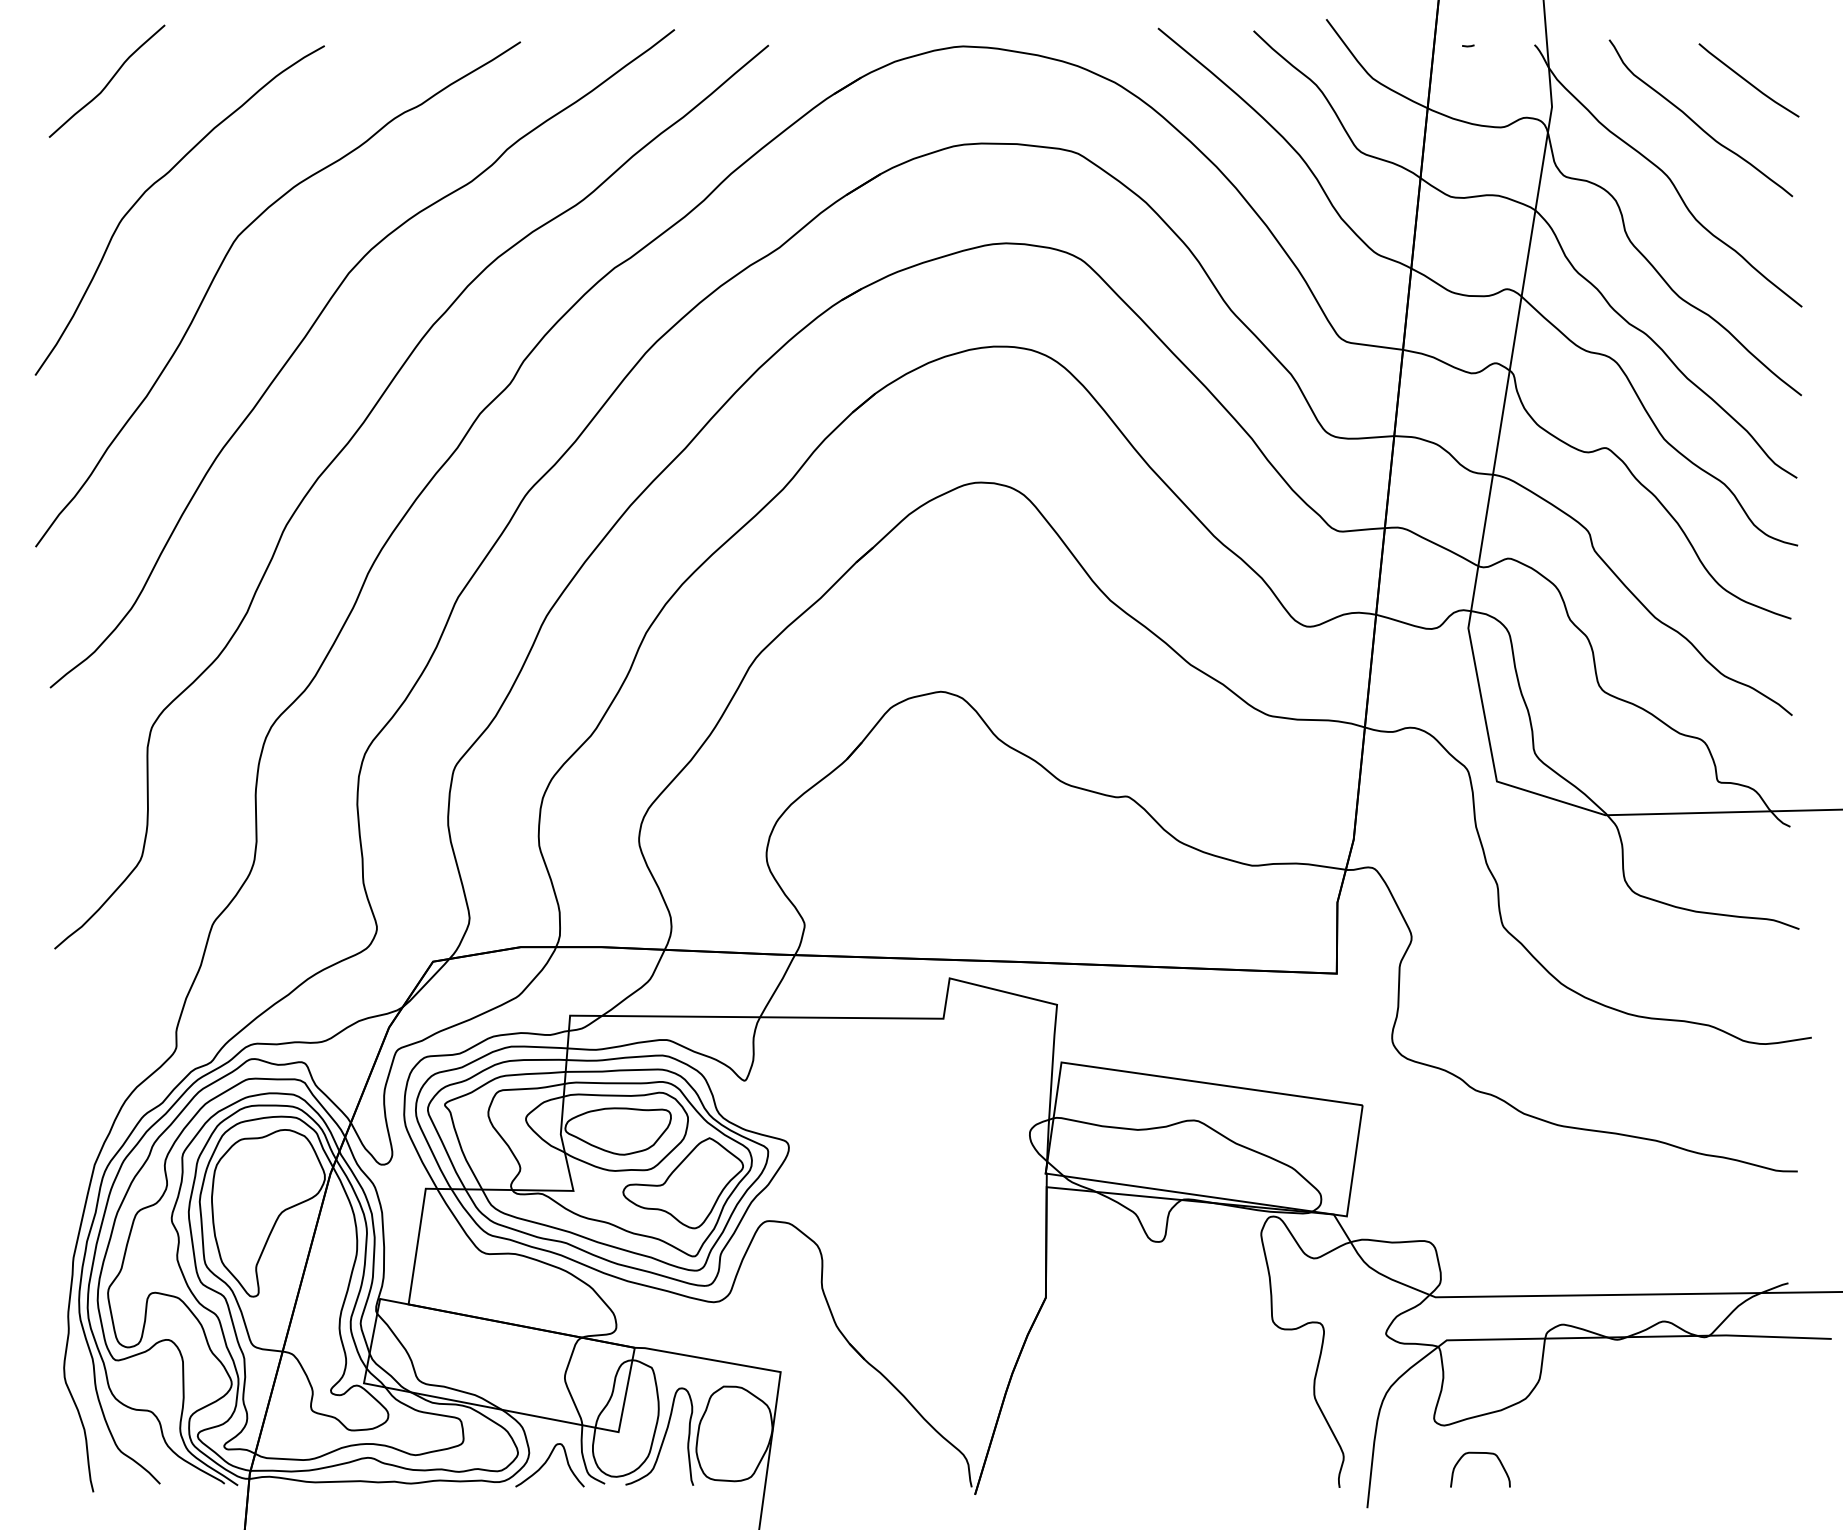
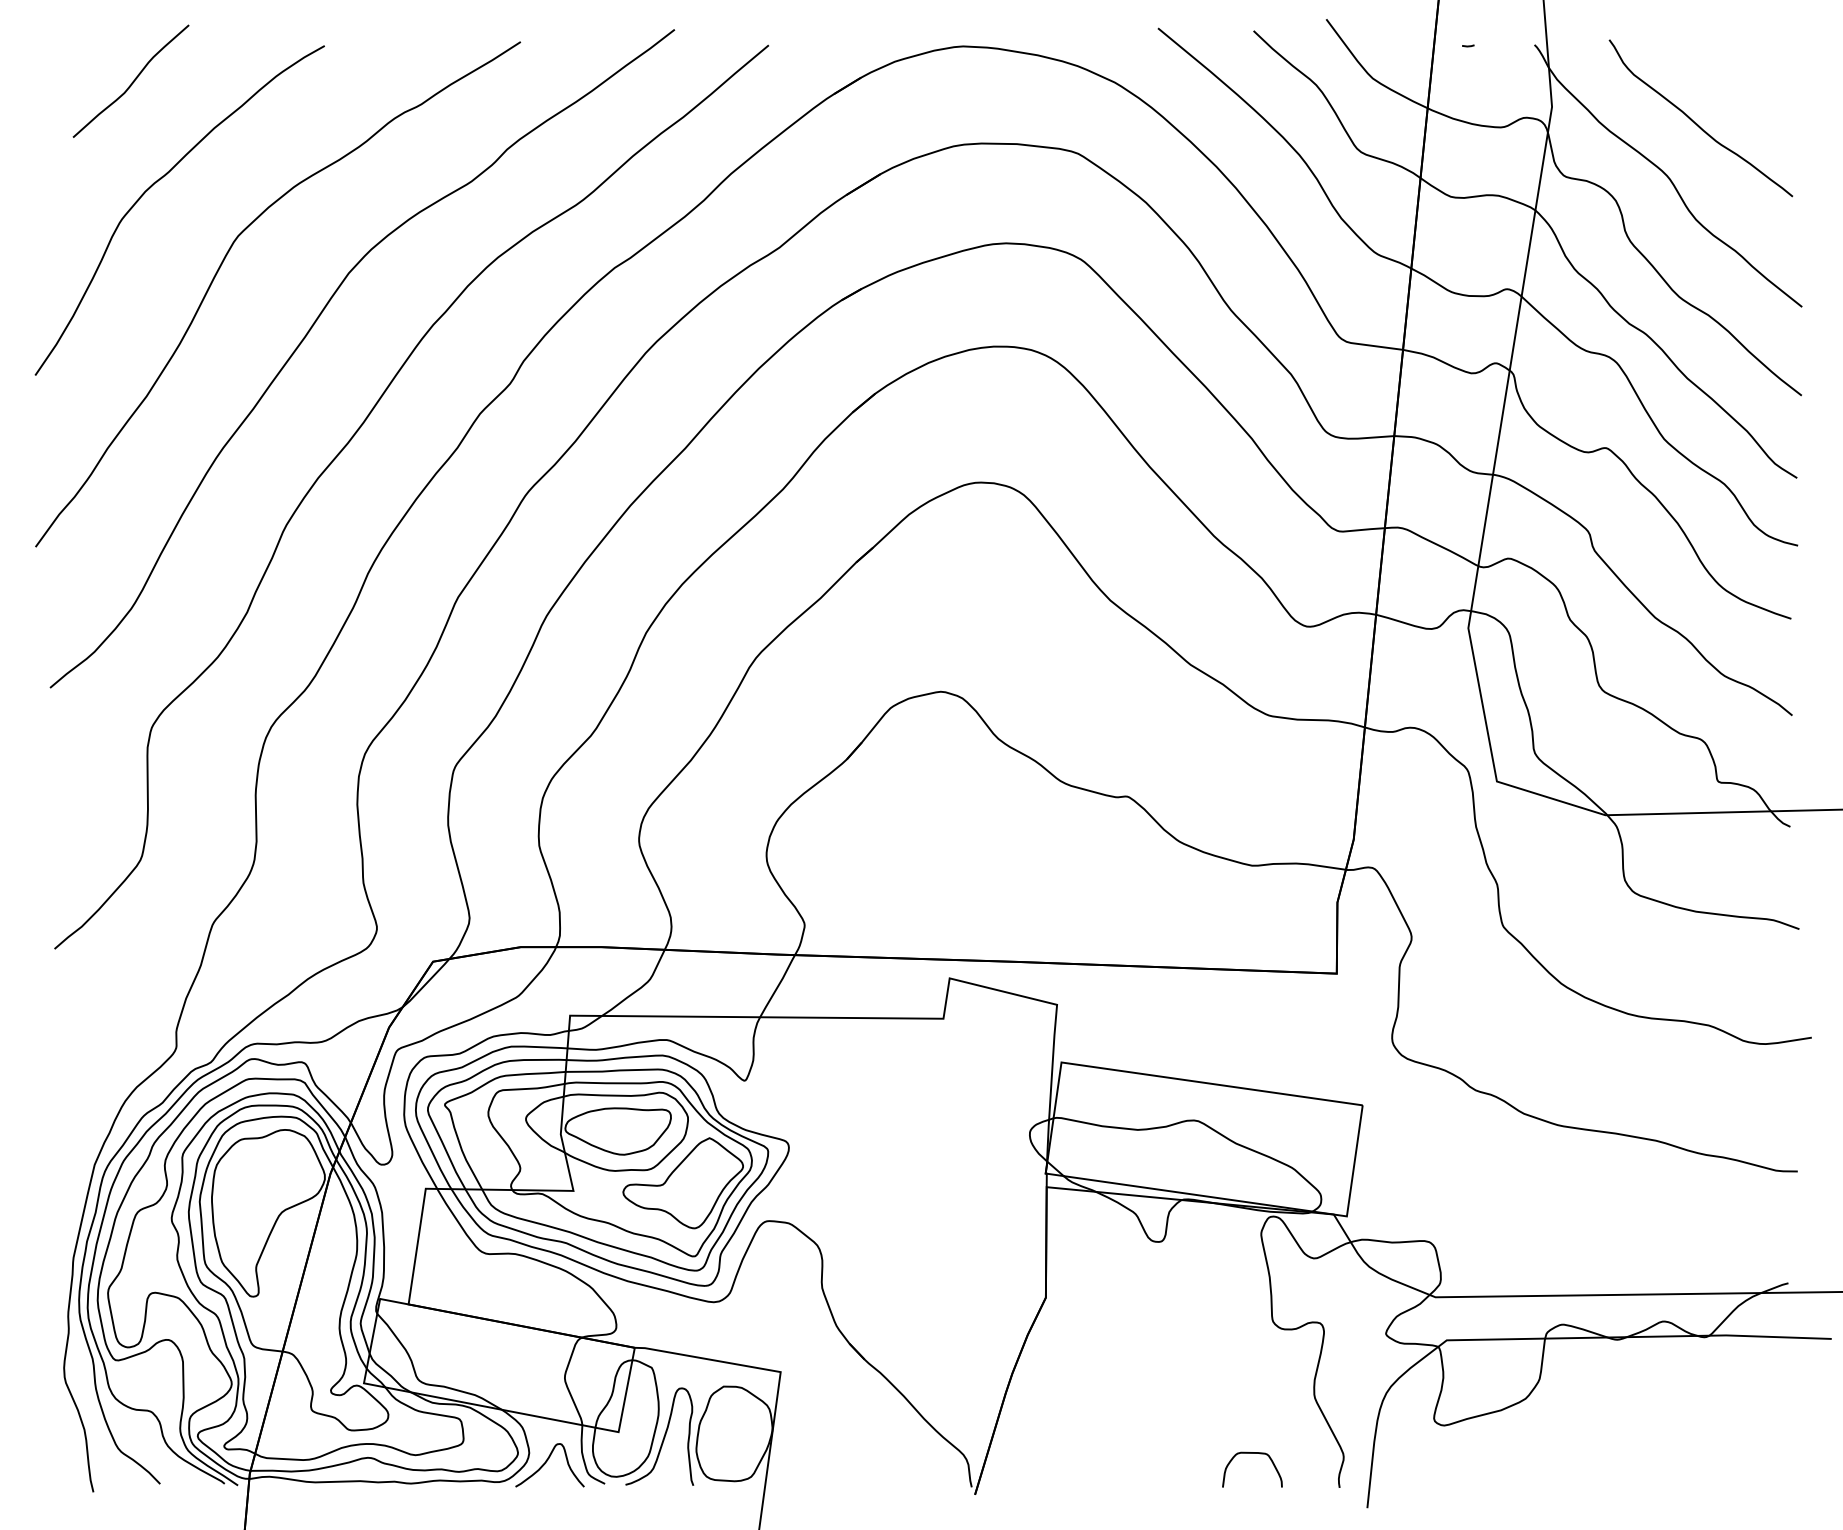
curve: present -> none (1747, 80)
curve position: (108, 81) -> (132, 81) (132, 81)
curve position: (1480, 1453) -> (1252, 1453) (1252, 1453)
